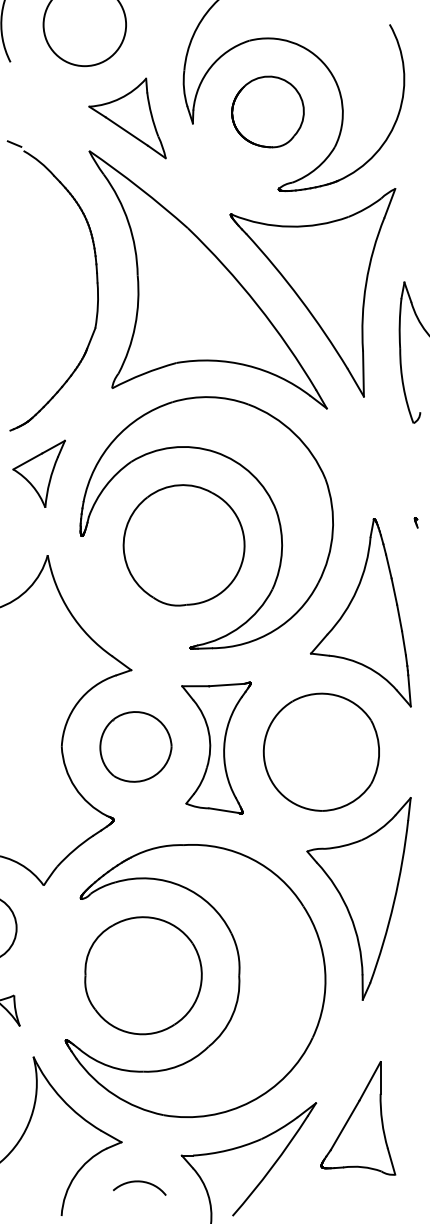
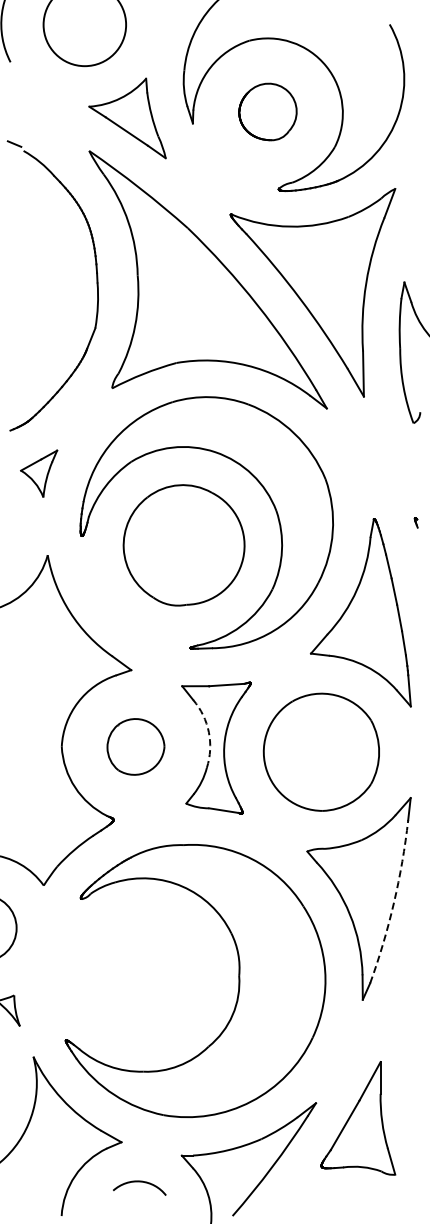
part size: 74x74 px -> 60x60 px (267, 111)
part size: 54x69 px -> 39x49 px (39, 473)
arc: solid -> dashed (208, 732)
part size: 74x72 px -> 60x58 px (135, 746)
arc: solid -> dashed (393, 902)
part: present -> none (143, 975)
